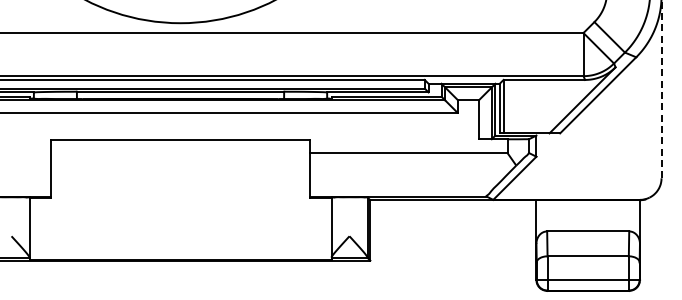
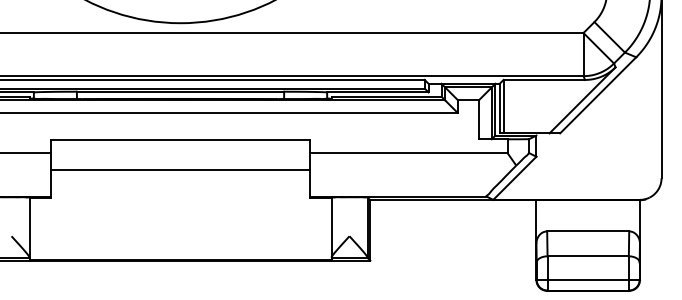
line: dashed -> solid (661, 89)
line: none -> present (26, 153)
line: none -> present (180, 170)
